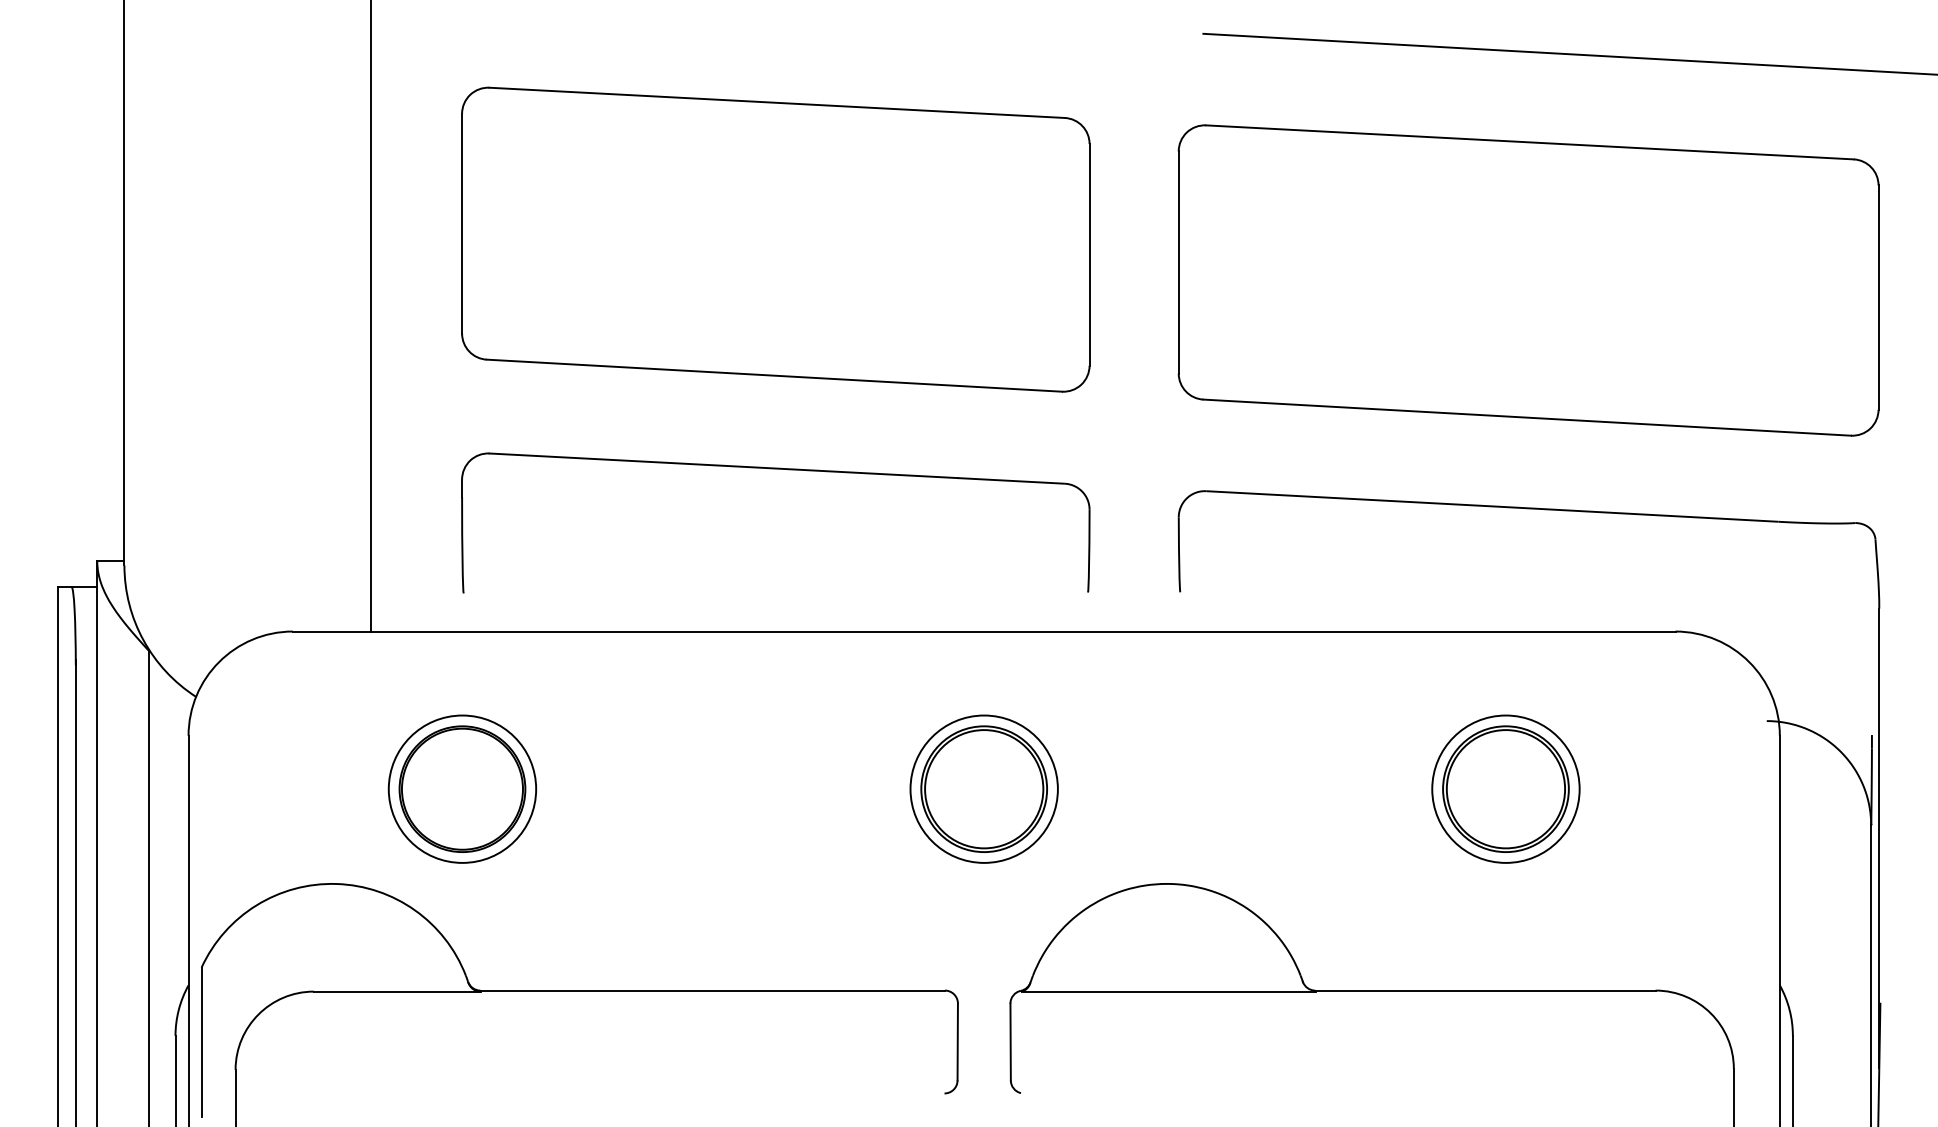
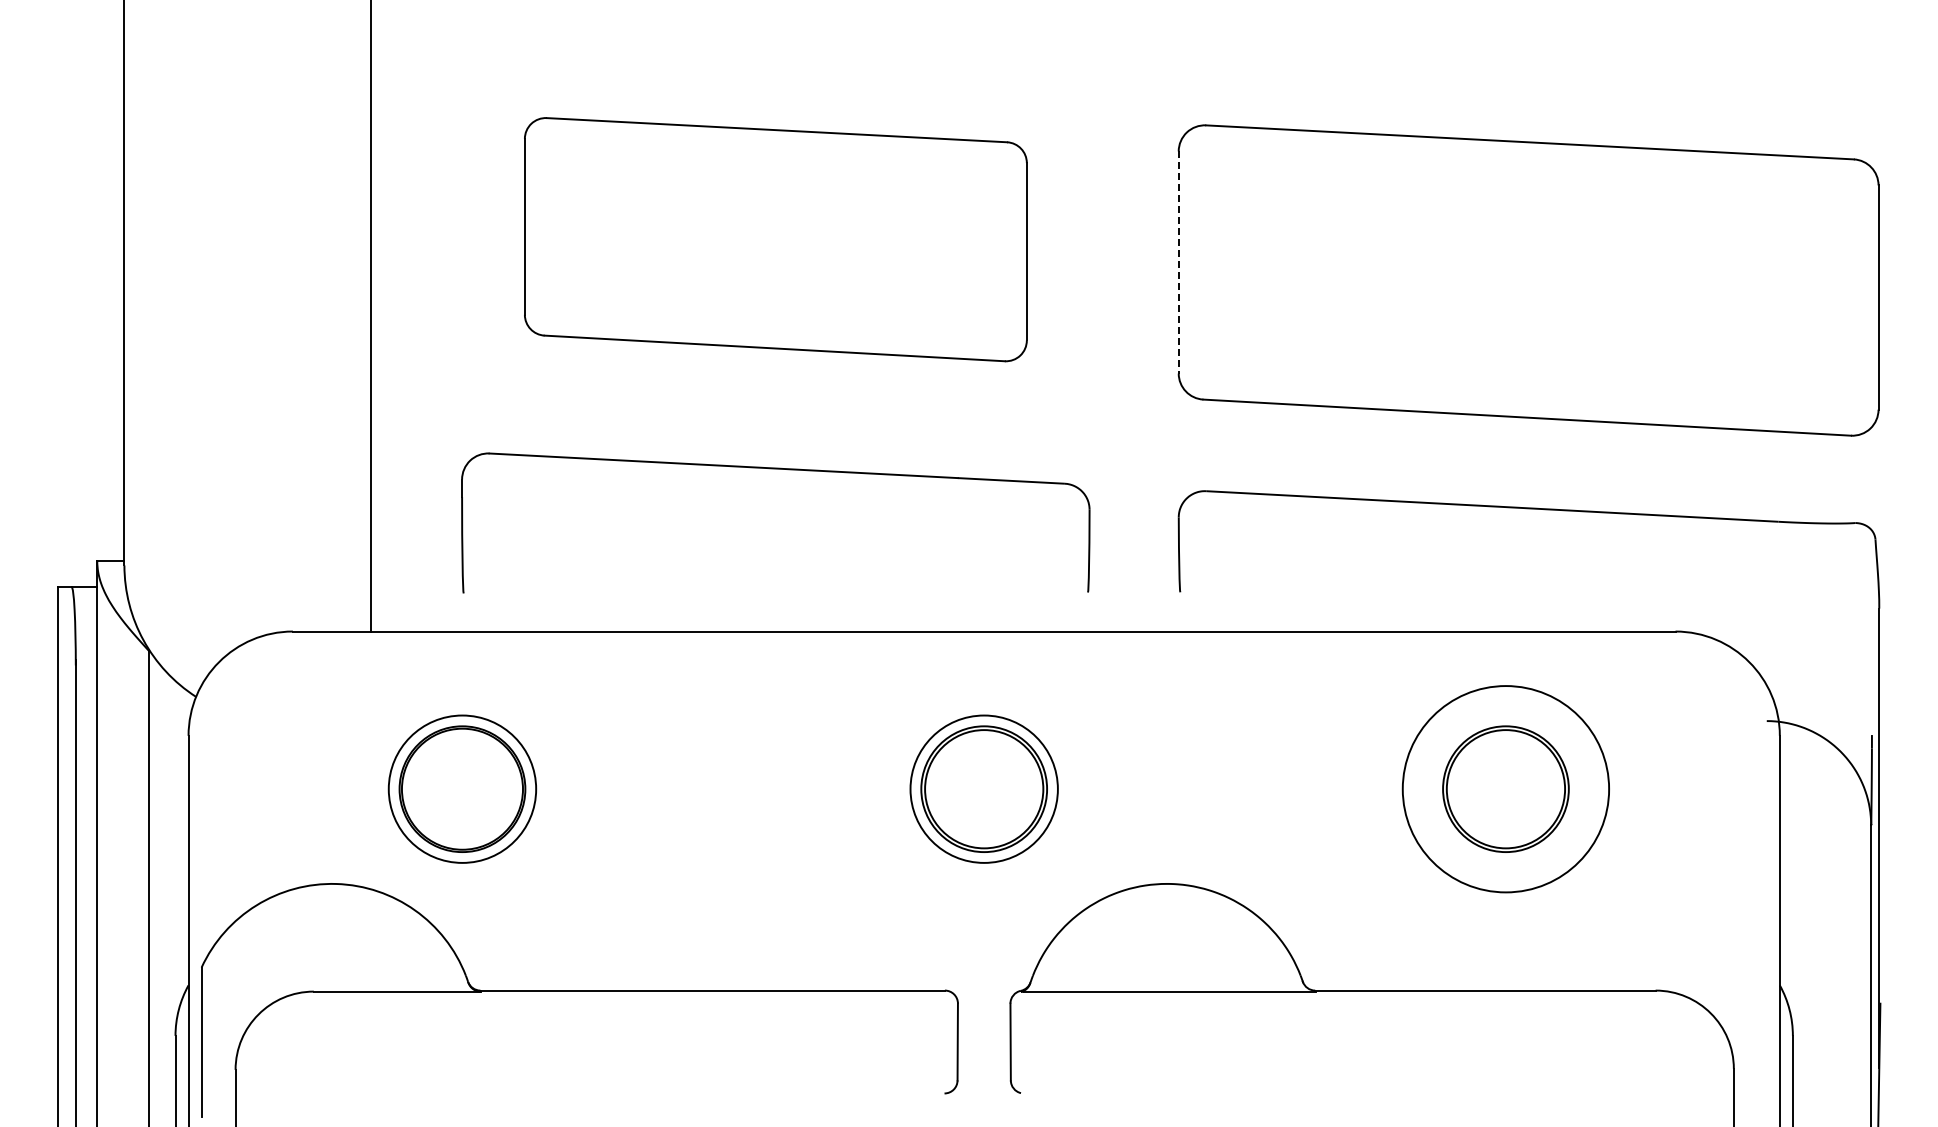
line: present -> none (1568, 53)
part size: 630x307 px -> 504x246 px (775, 239)
line: solid -> dashed (1178, 262)
circle diameter: 147 px -> 206 px (1505, 789)
